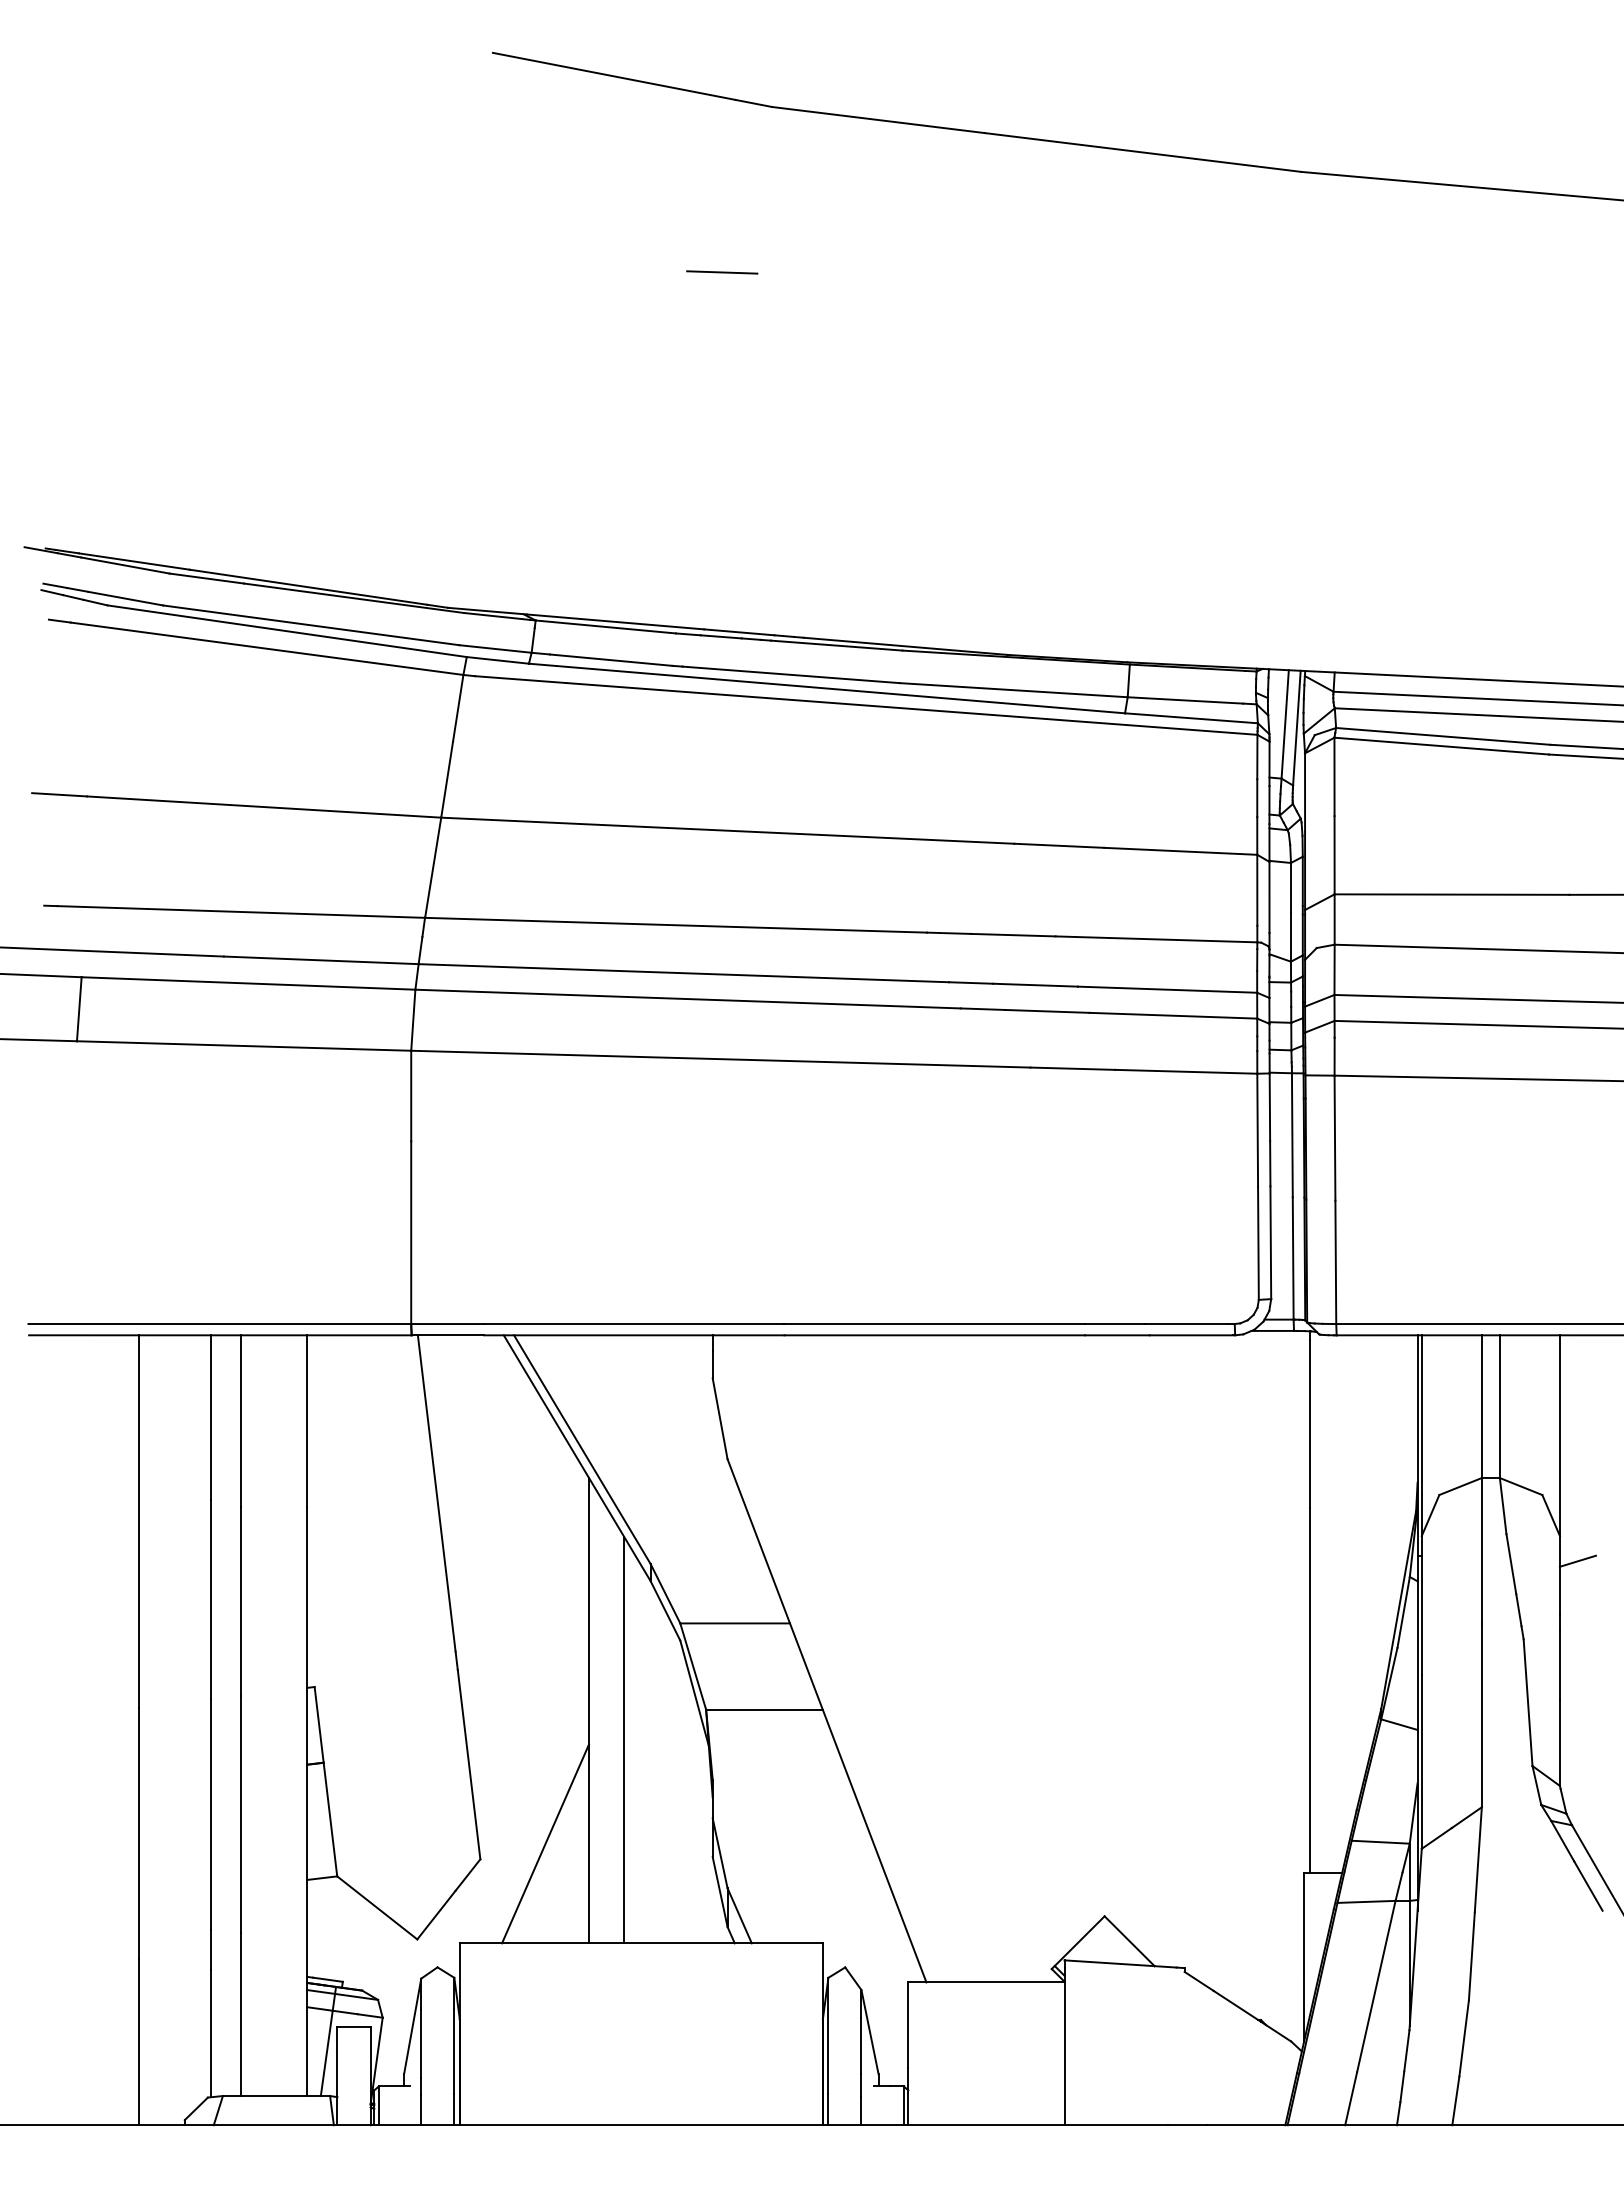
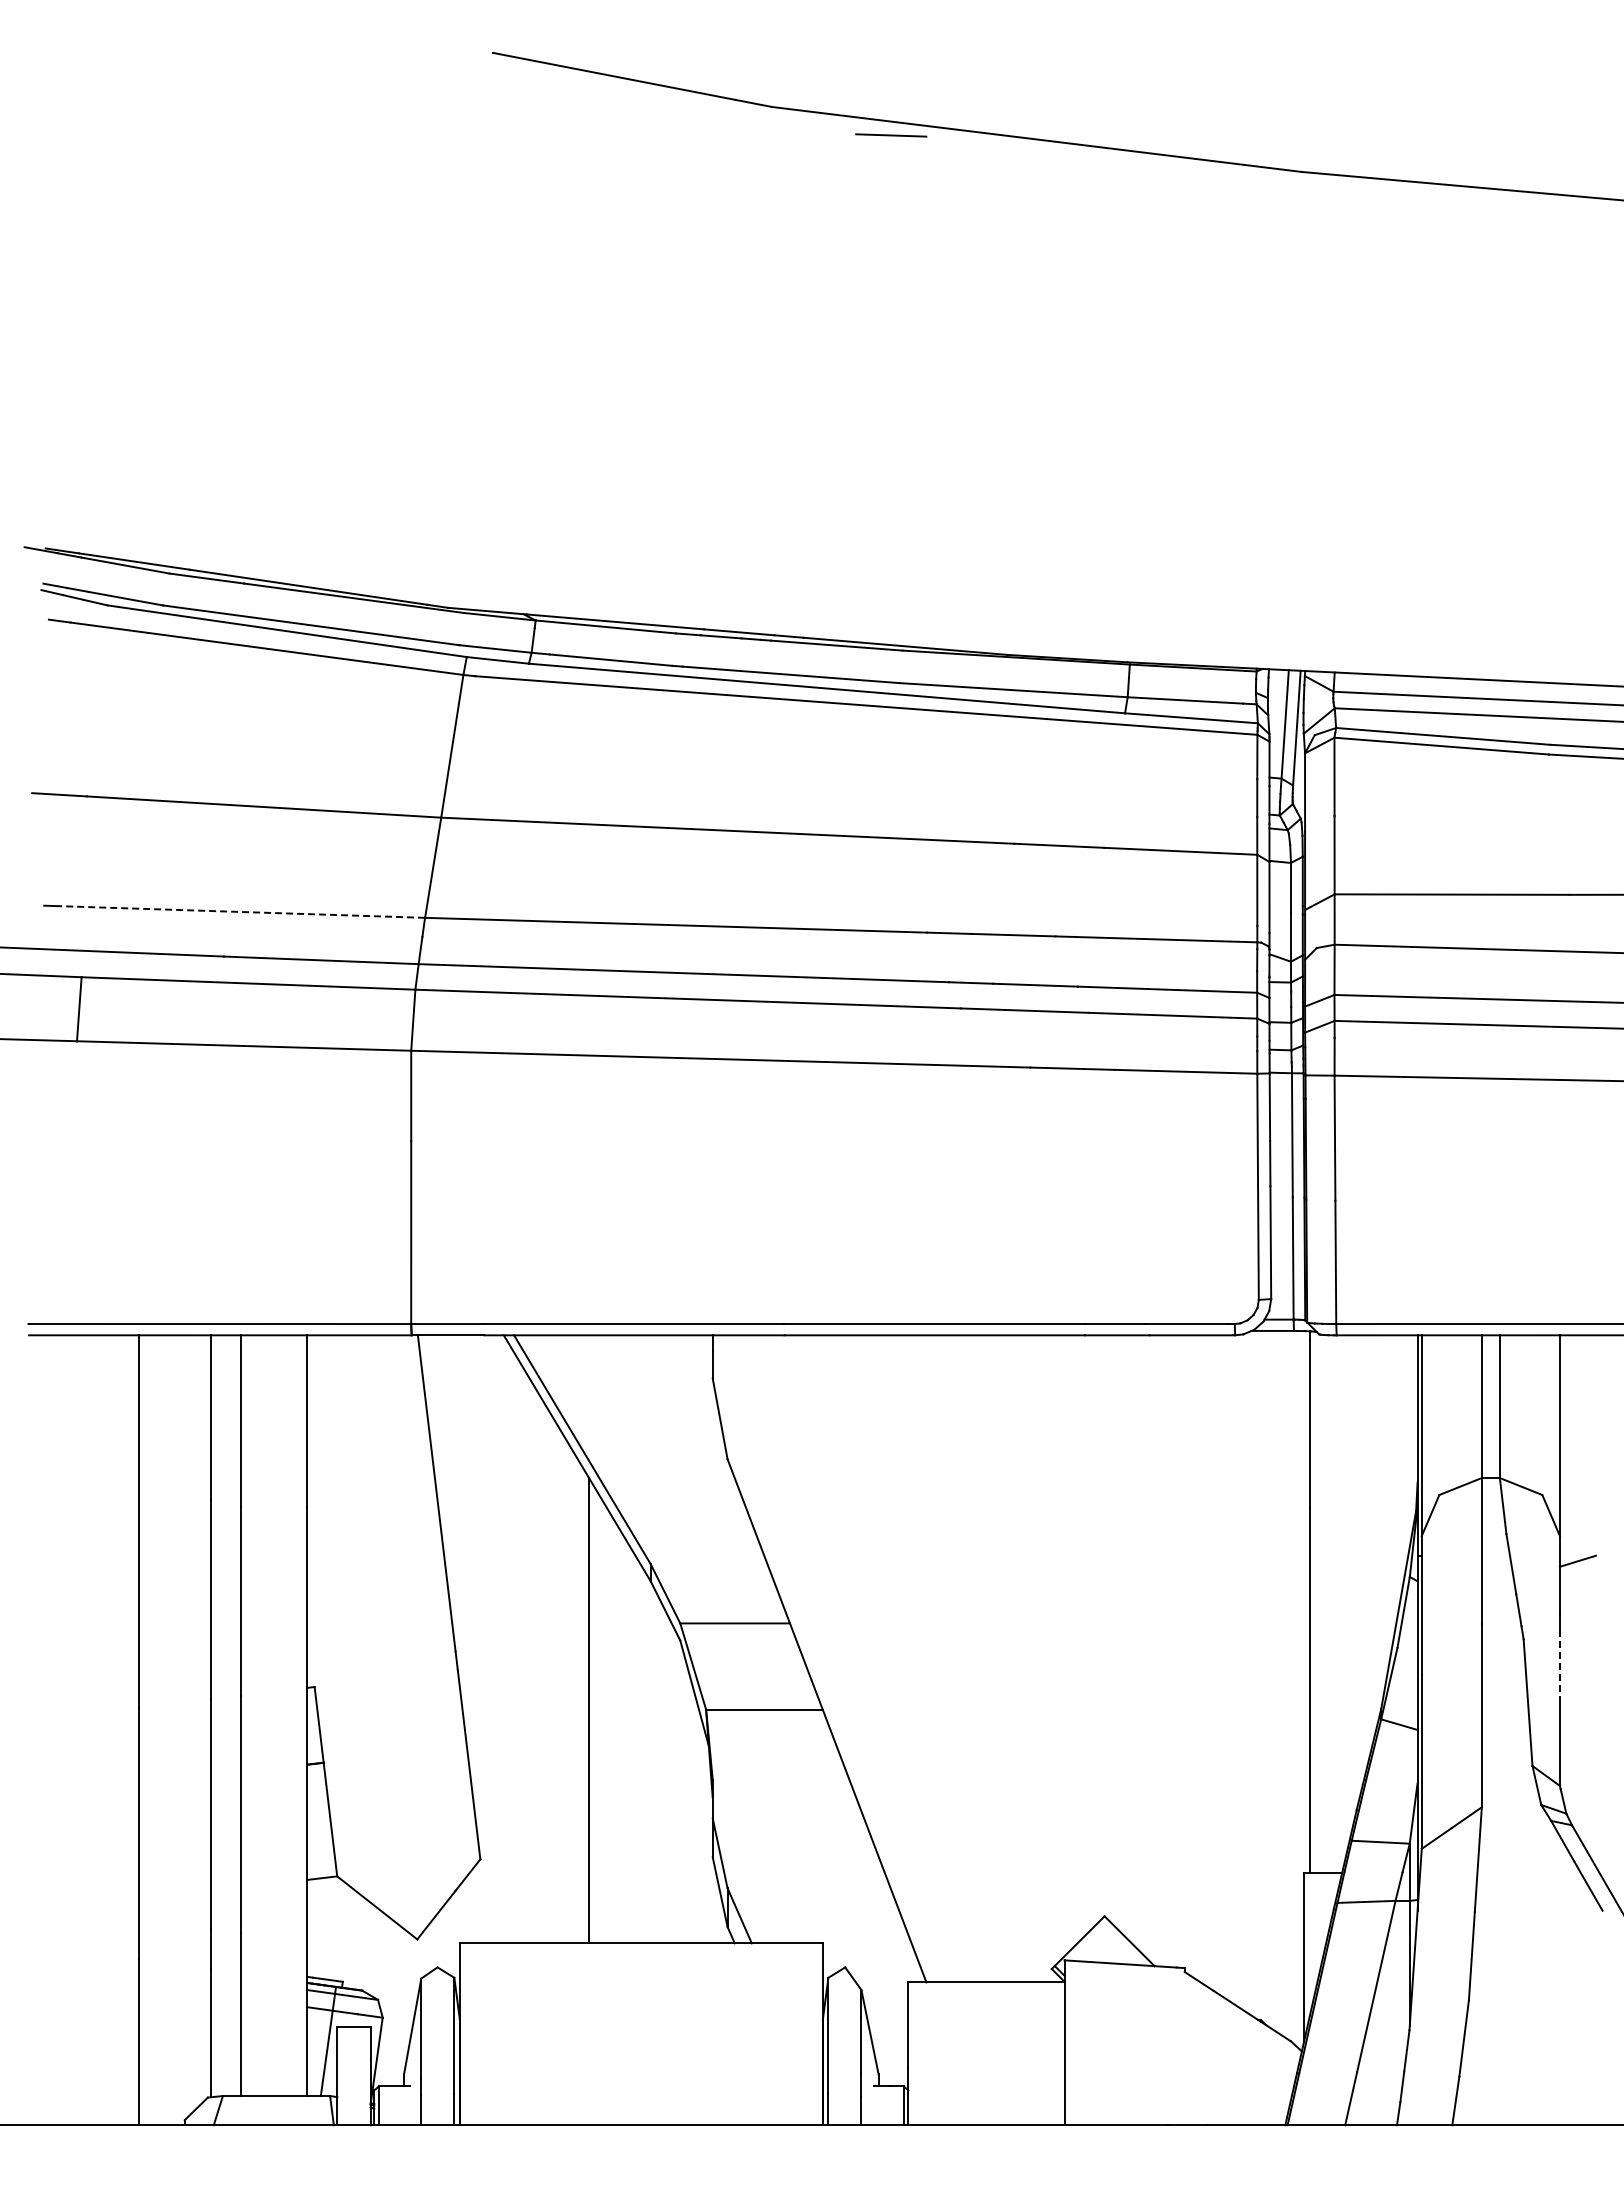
line position: (722, 272) -> (891, 135) (891, 135)
line: solid -> dashed (241, 911)
line: solid -> dashed (1559, 1665)
line: present -> none (624, 1739)
line: present -> none (545, 1843)
